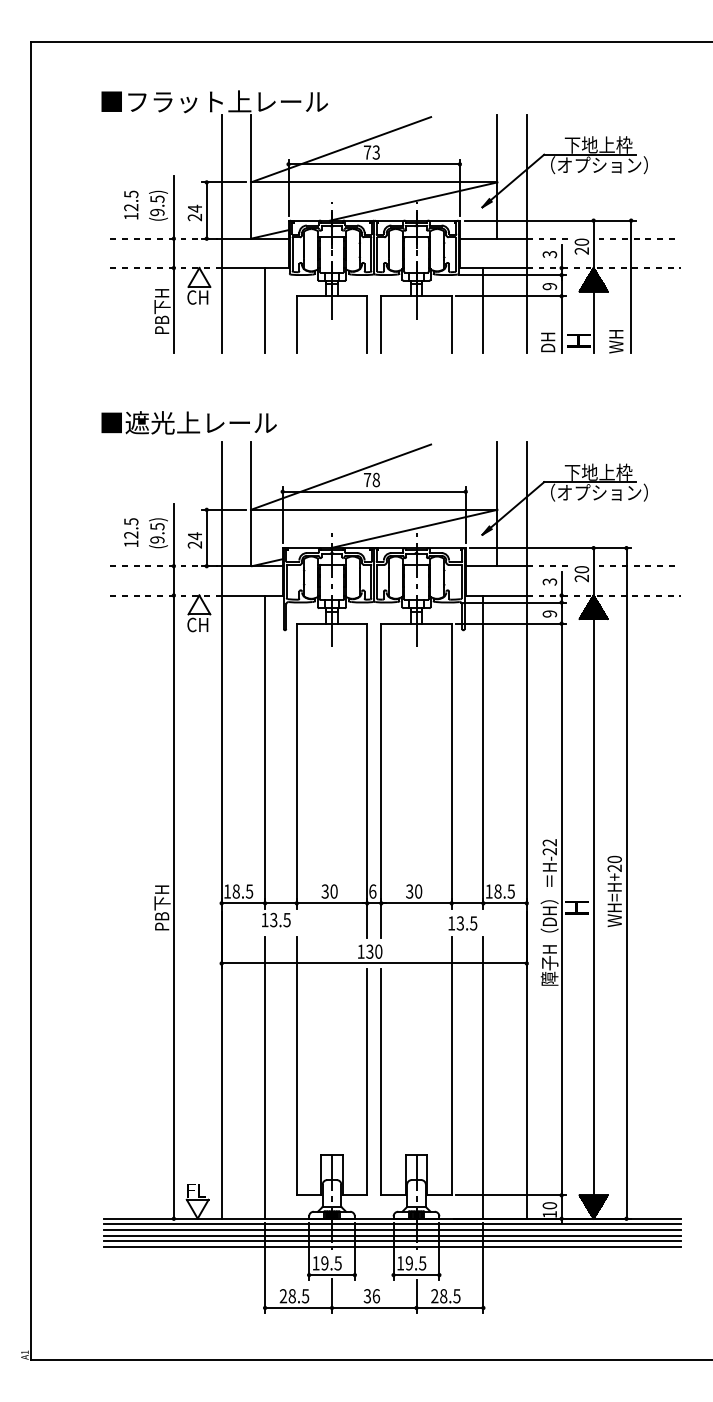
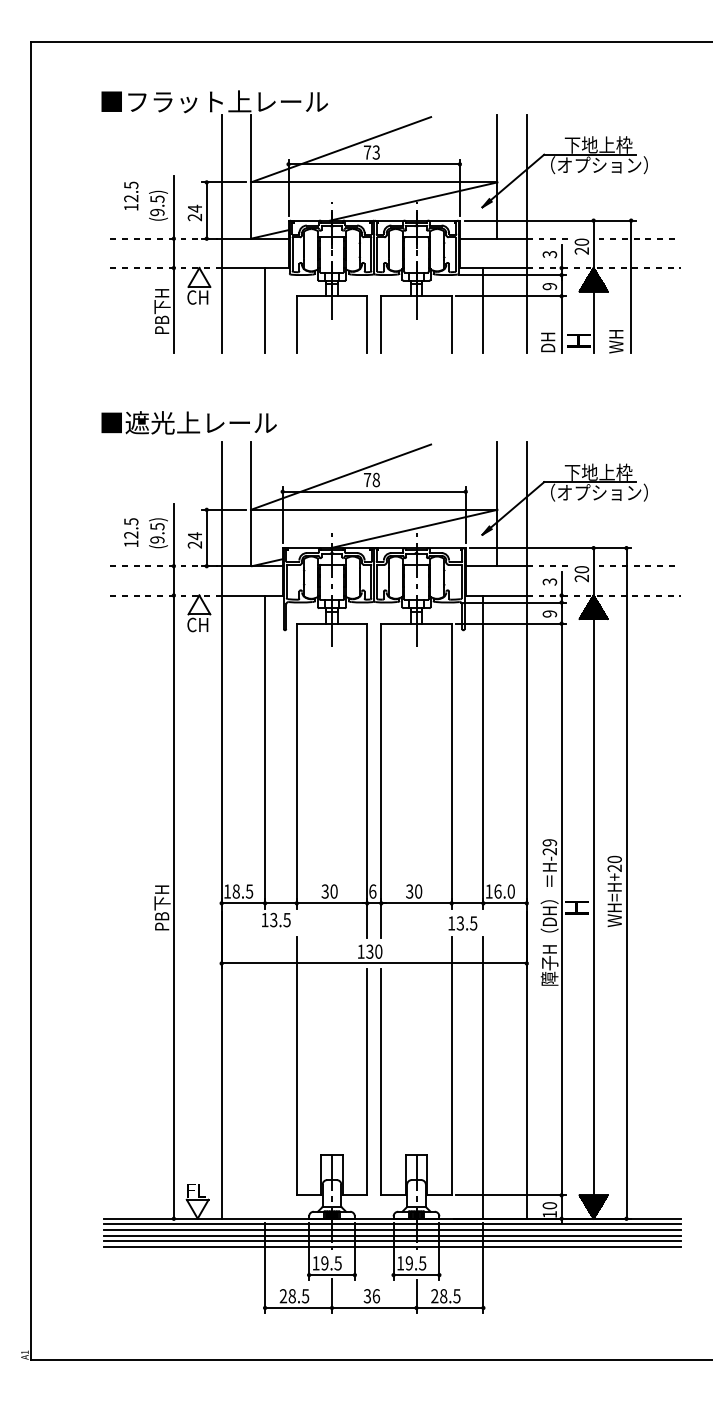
text position: (131, 204) -> (131, 195) (131, 195)
text: H-22 -> H-29 (550, 842)
text: 18.5 -> 16.0 (504, 891)
line: present -> none (265, 1077)
